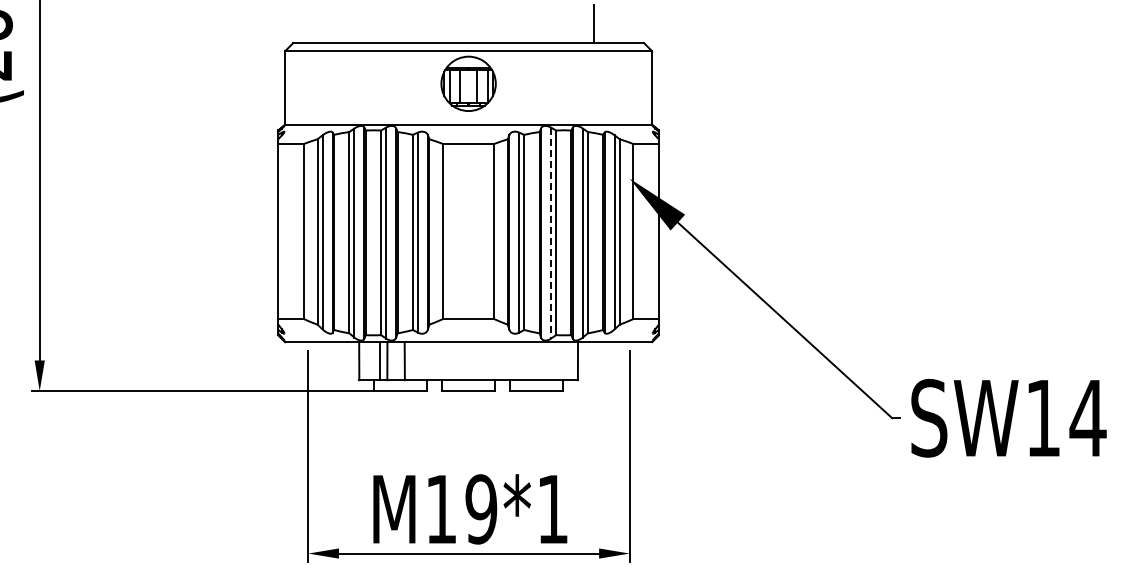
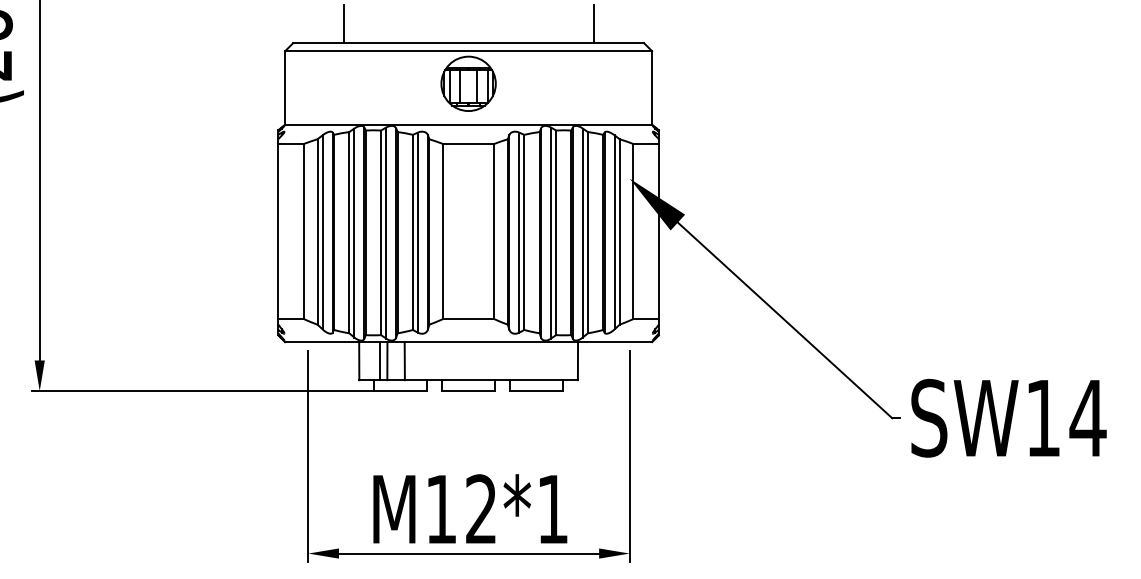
line: none -> present (343, 24)
line: dashed -> solid (551, 233)
text: M19*1 -> M12*1 (481, 509)
